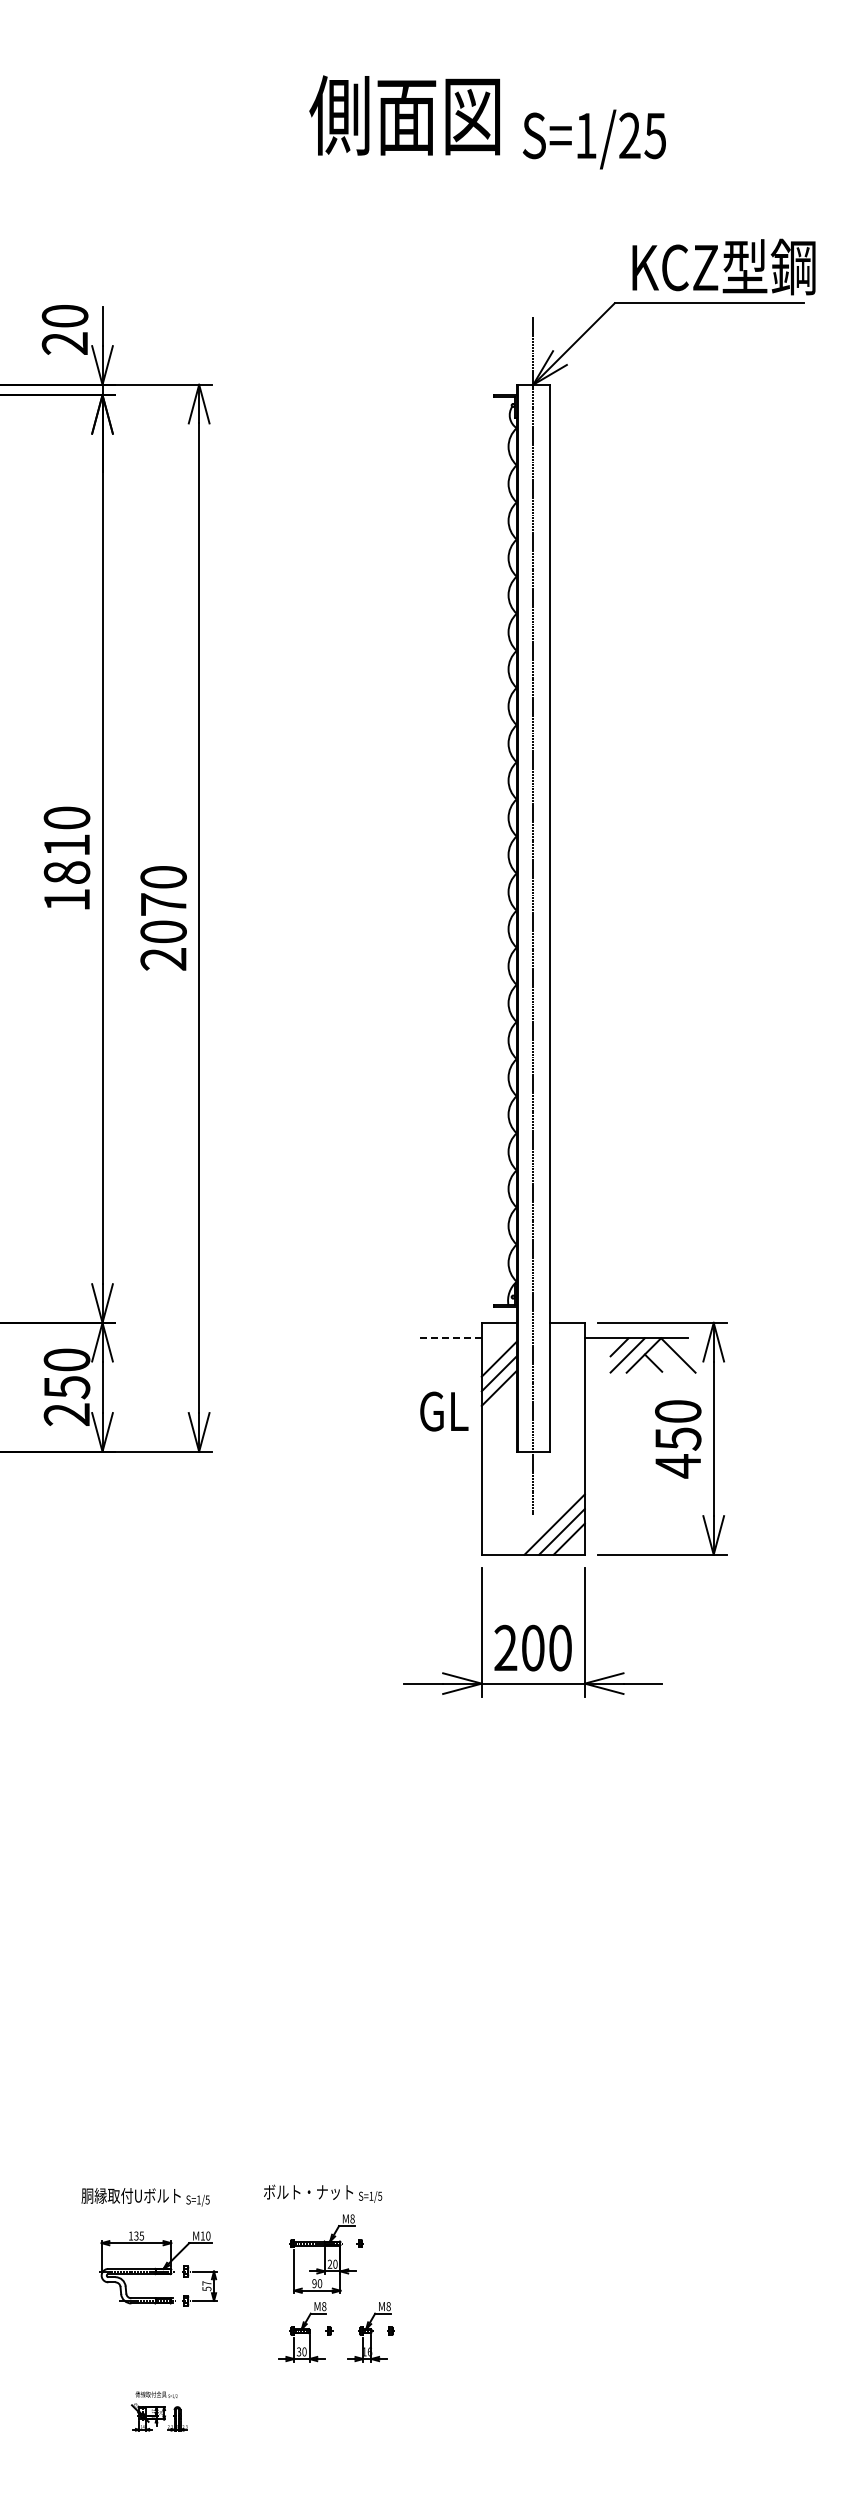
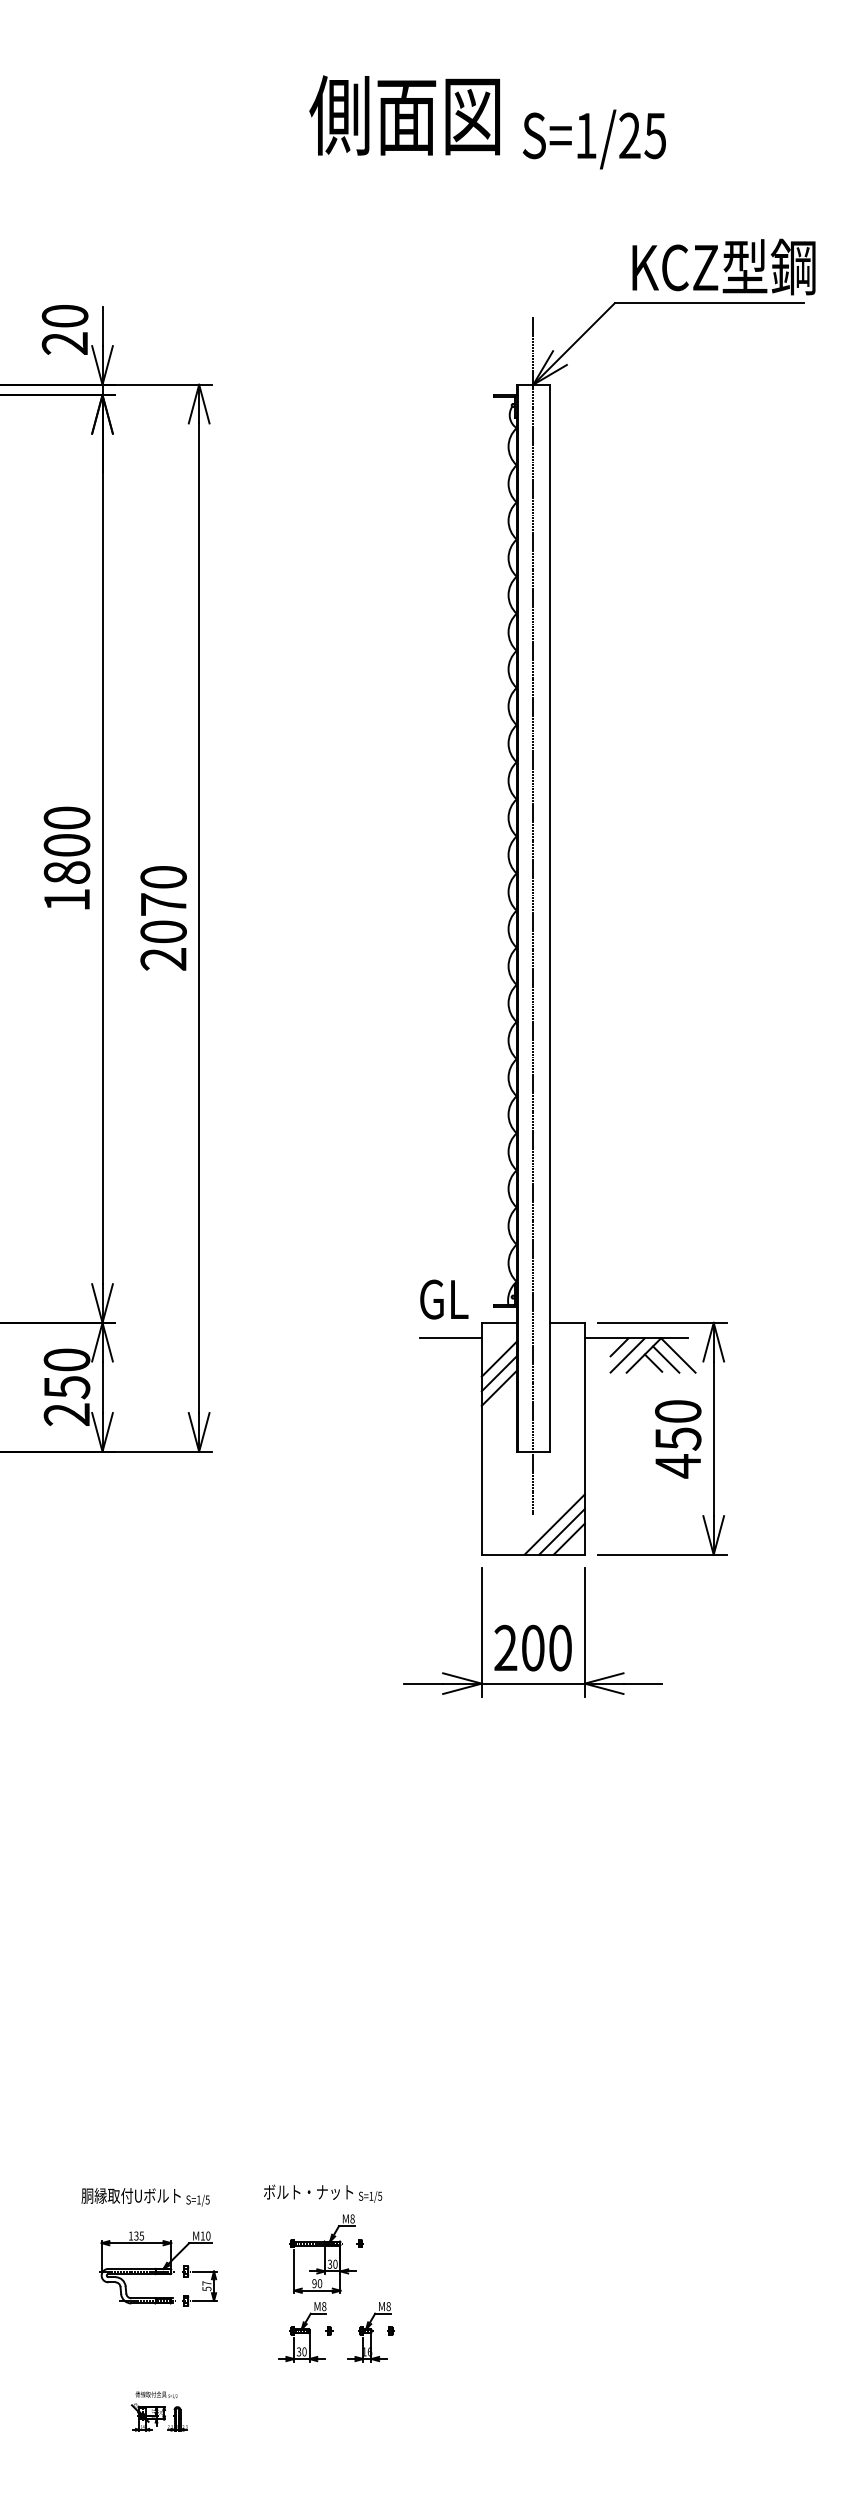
text: 1810 -> 1800 (66, 845)
line: dashed -> solid (450, 1338)
line: none -> present (666, 1359)
text position: (444, 1411) -> (444, 1299) (444, 1299)
text: 20 -> 30 (329, 2264)
